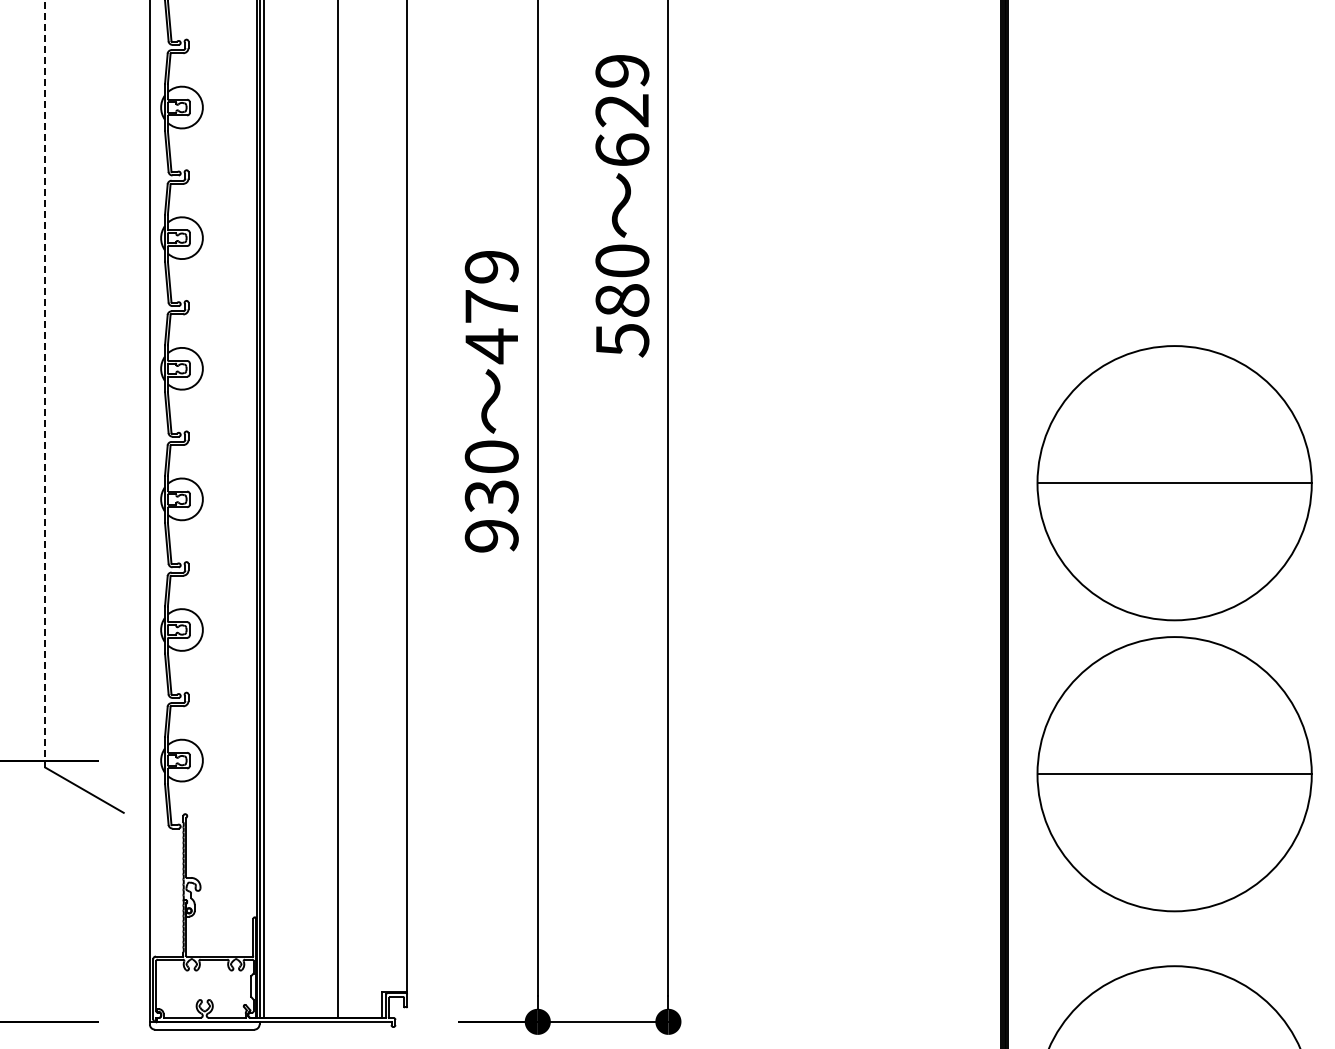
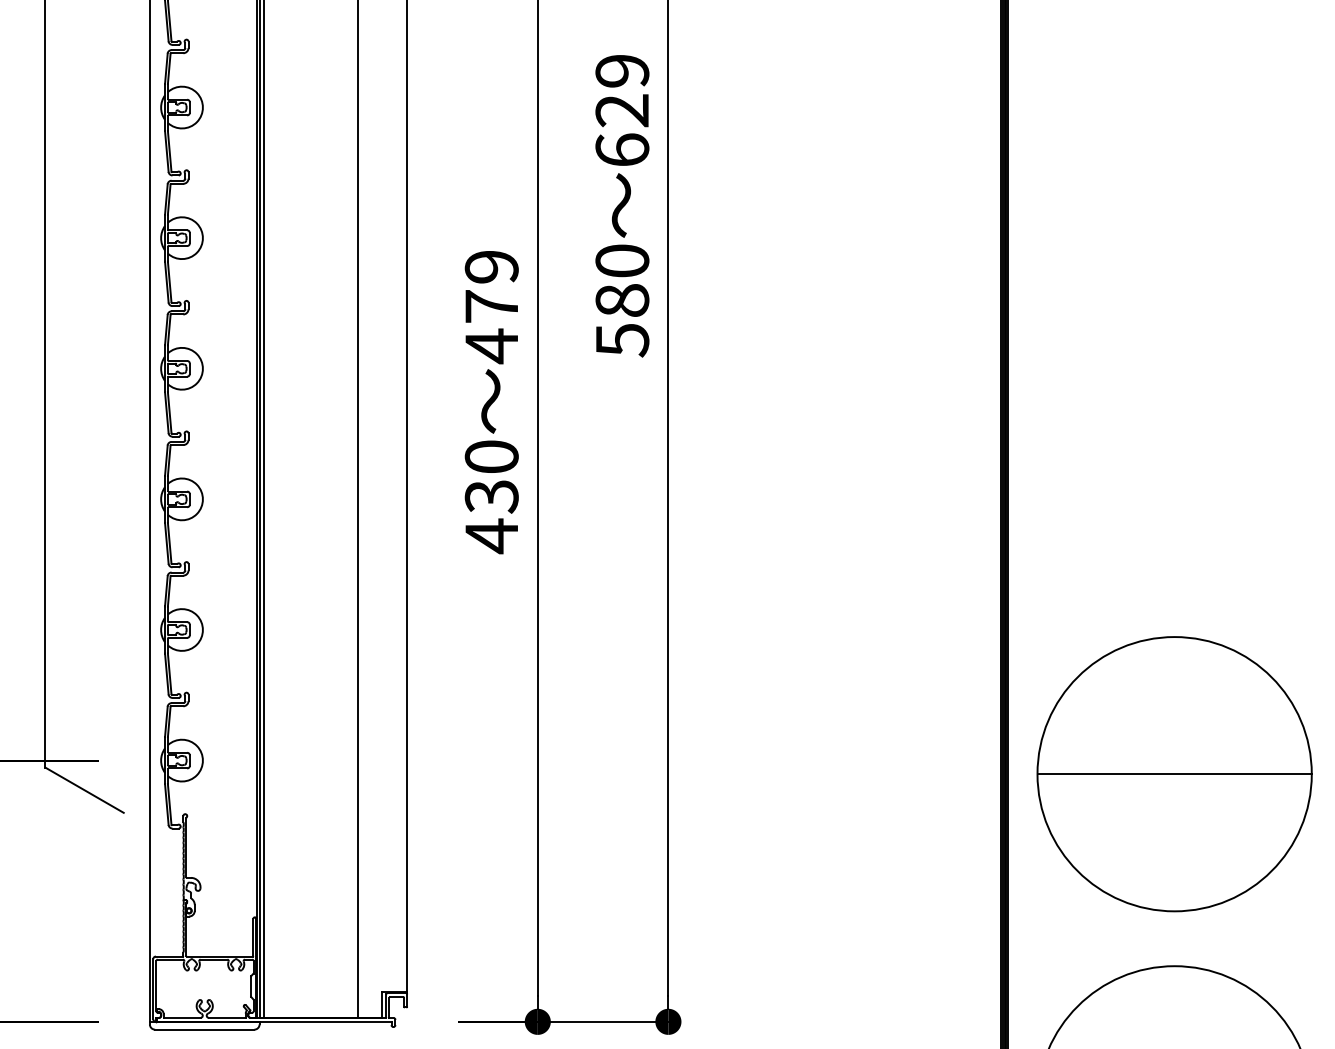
line: dashed -> solid (45, 383)
part: present -> none (1174, 483)
line position: (337, 509) -> (357, 509) (357, 509)
text: 930 -> 430 (491, 536)
